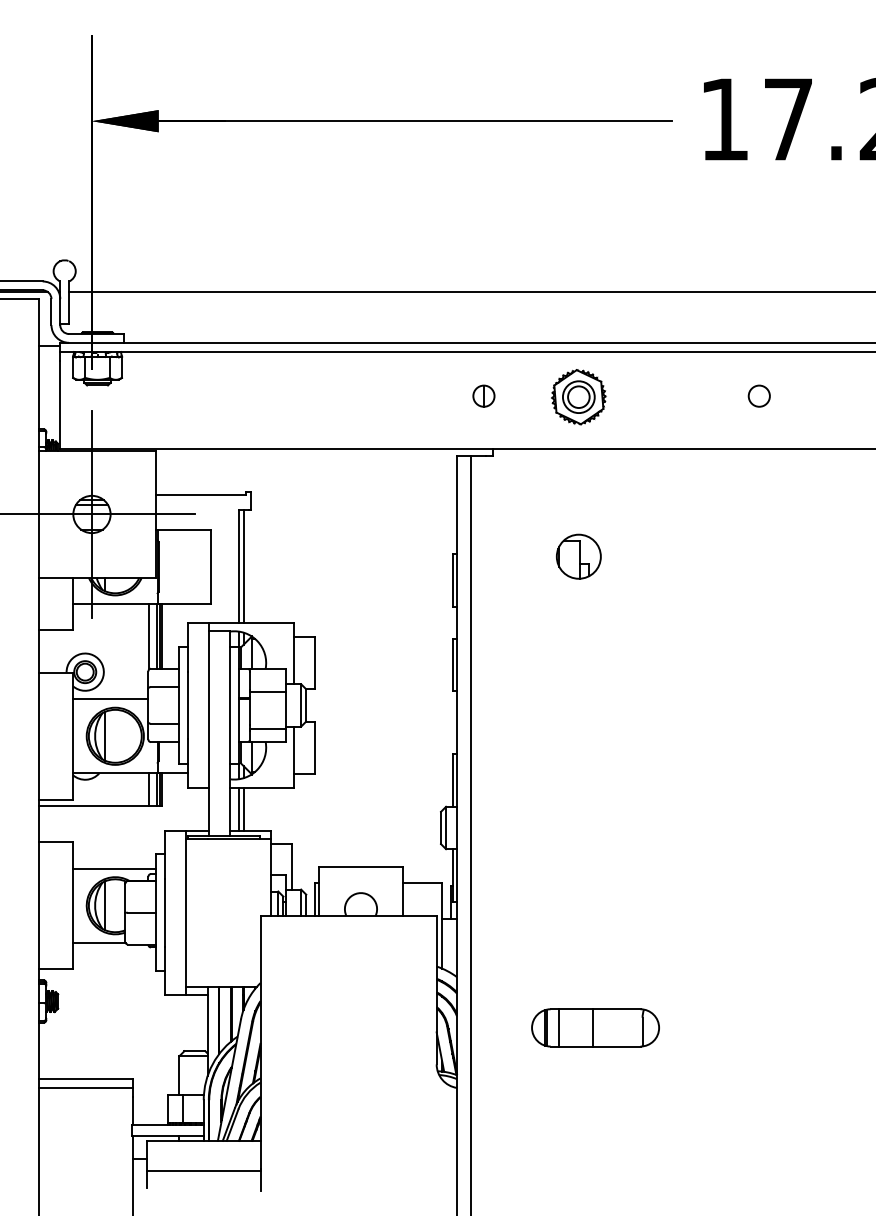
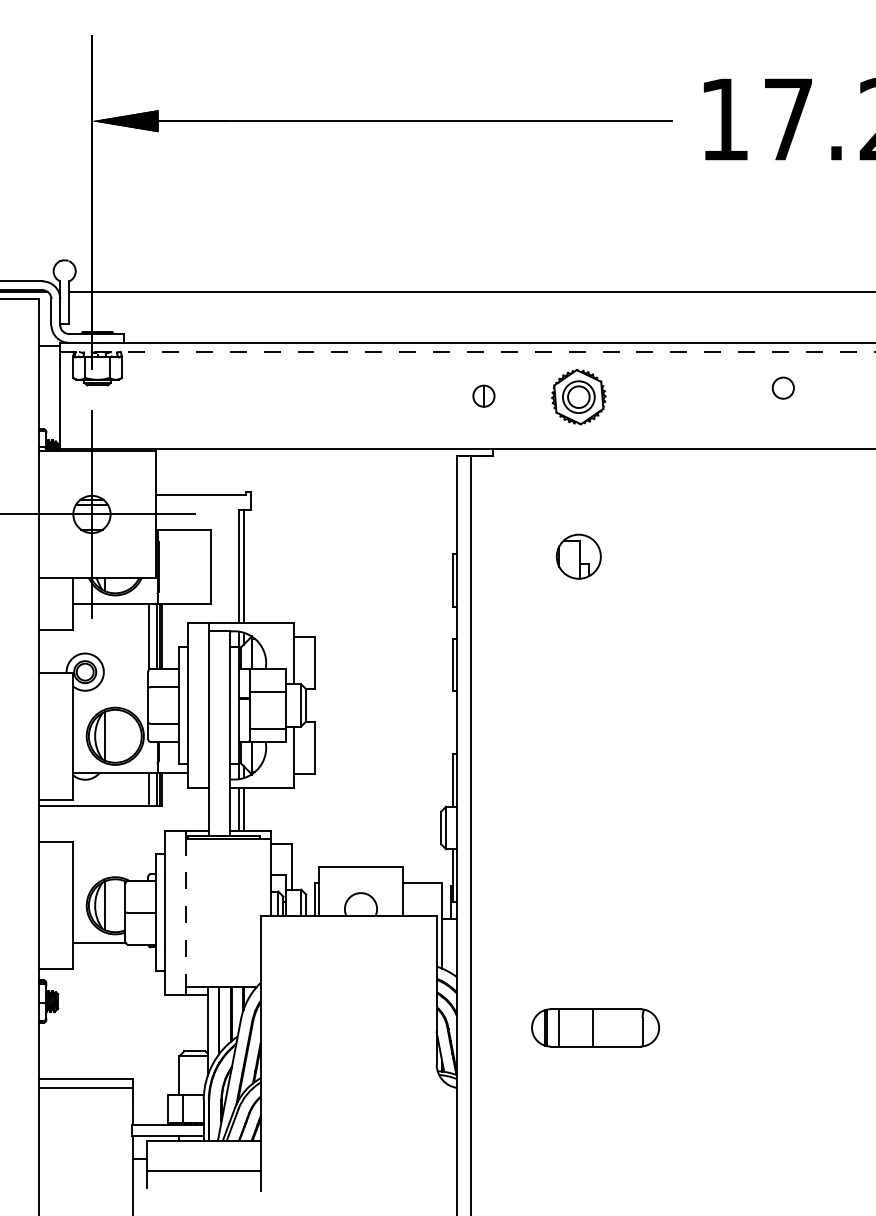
line: solid -> dashed (468, 352)
circle position: (758, 395) -> (782, 387) (782, 387)
line: present -> none (110, 699)
line: present -> none (114, 868)
line: solid -> dashed (186, 913)
